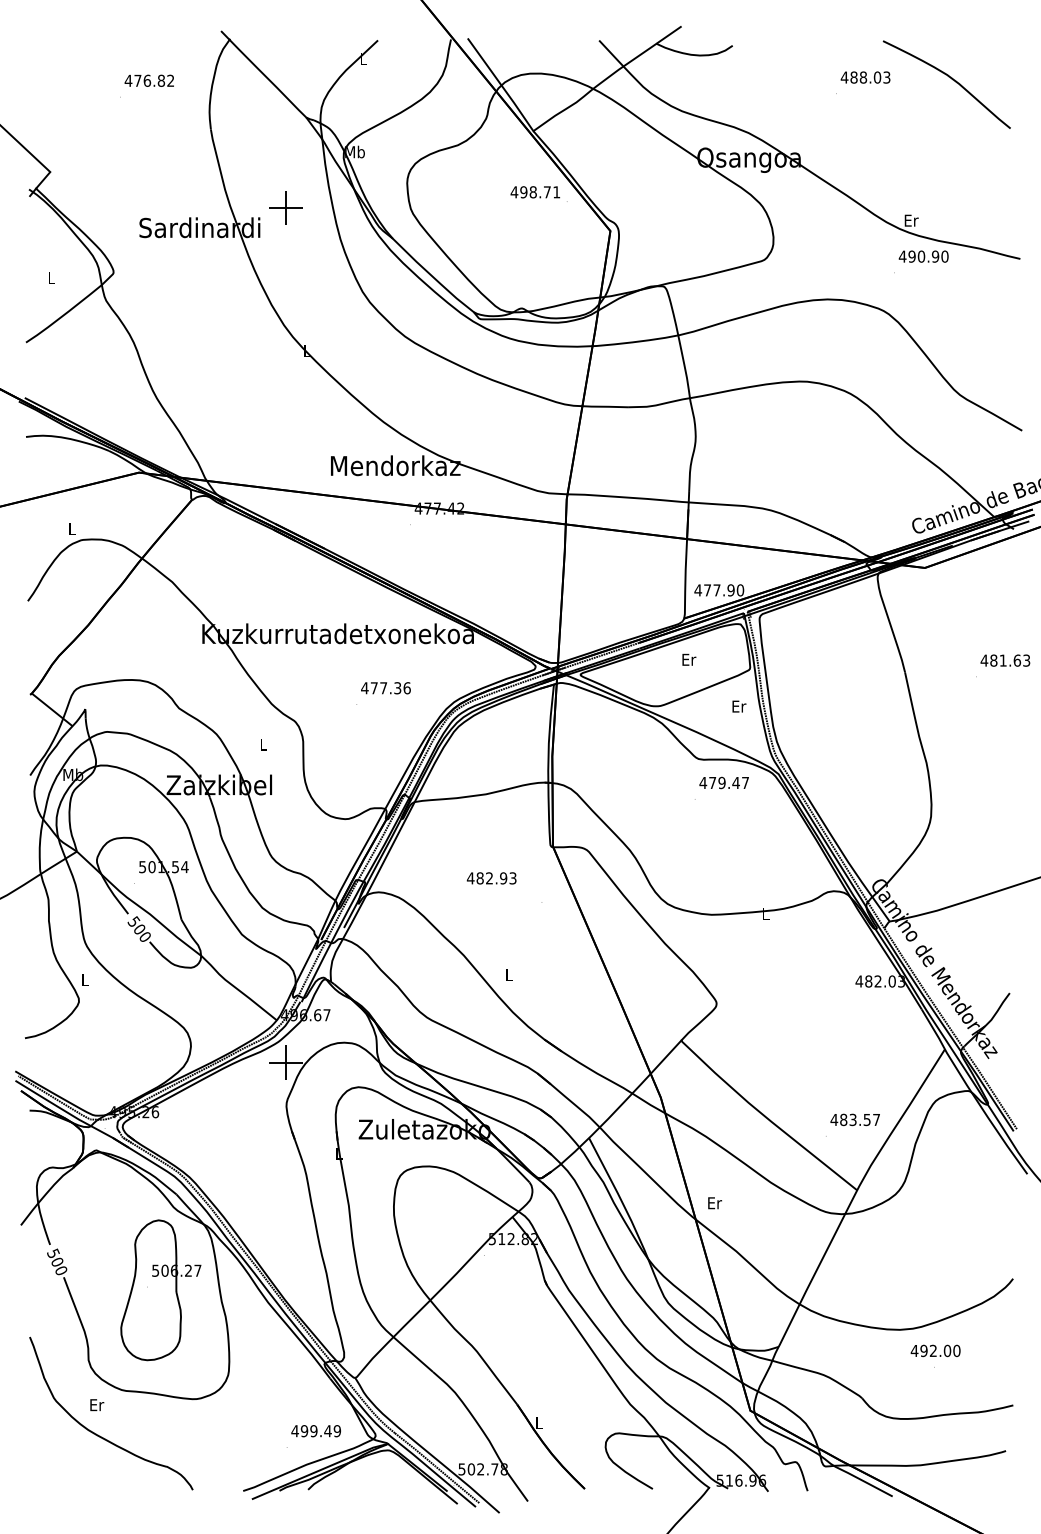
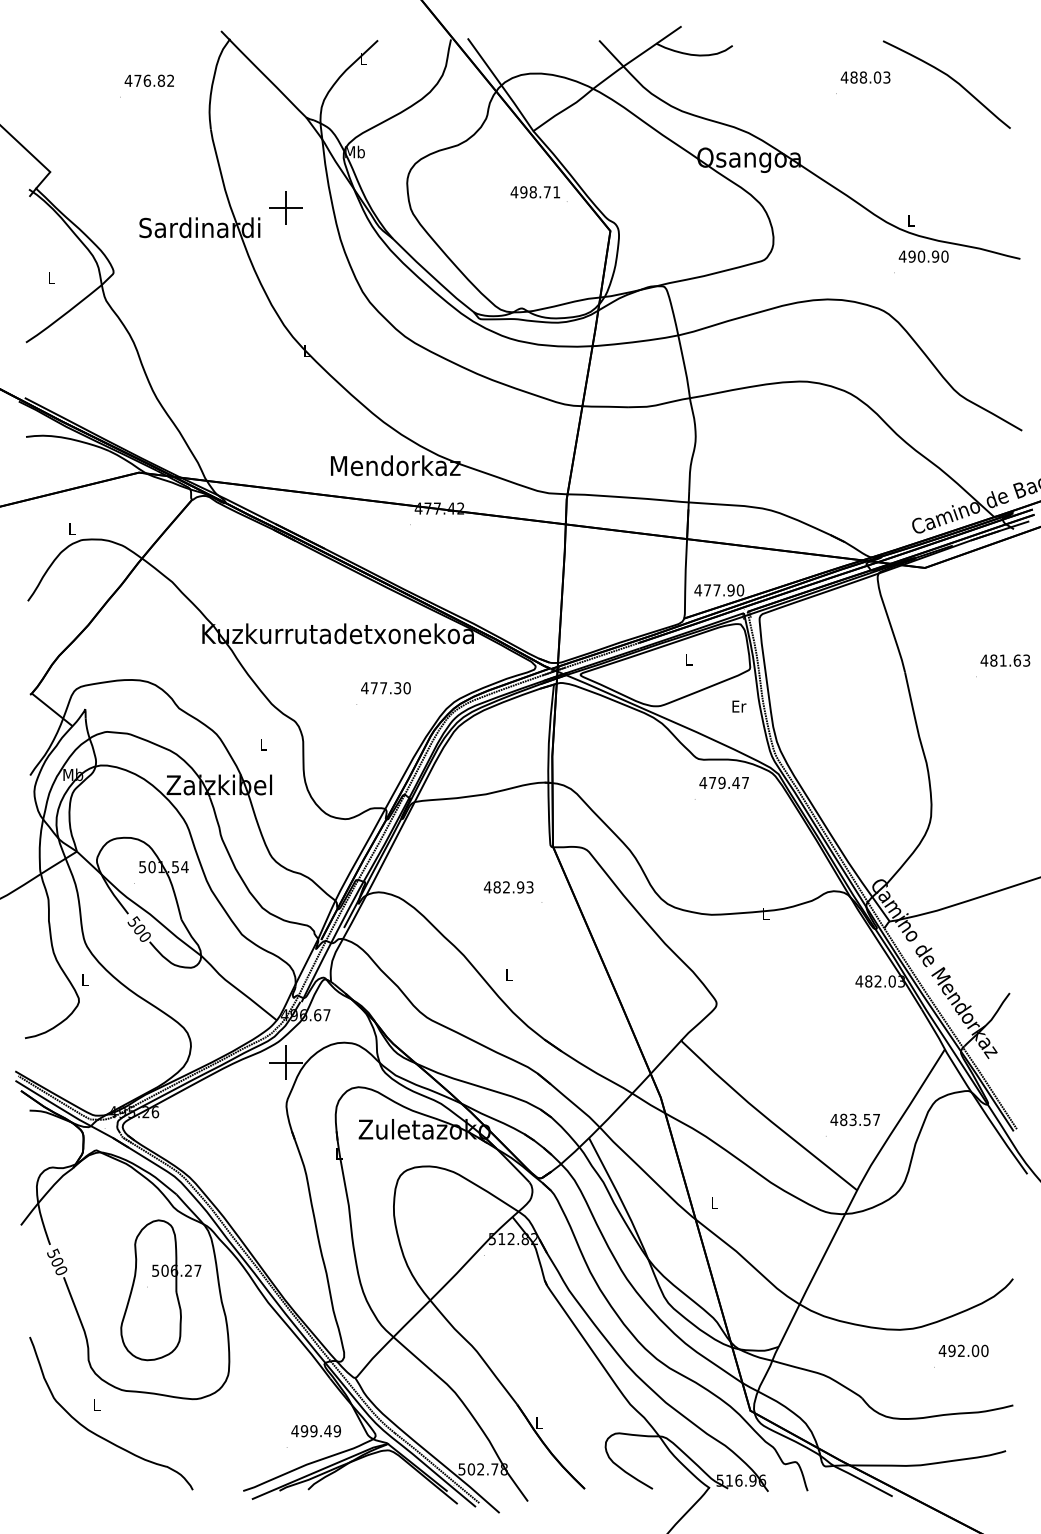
text: Er -> L (911, 220)
text: Er -> L (689, 659)
text: 477.36 -> 477.30 (406, 688)
text position: (491, 878) -> (508, 887) (508, 887)
text: Er -> L (715, 1203)
text position: (935, 1350) -> (963, 1350) (963, 1350)
text: Er -> L (97, 1405)
